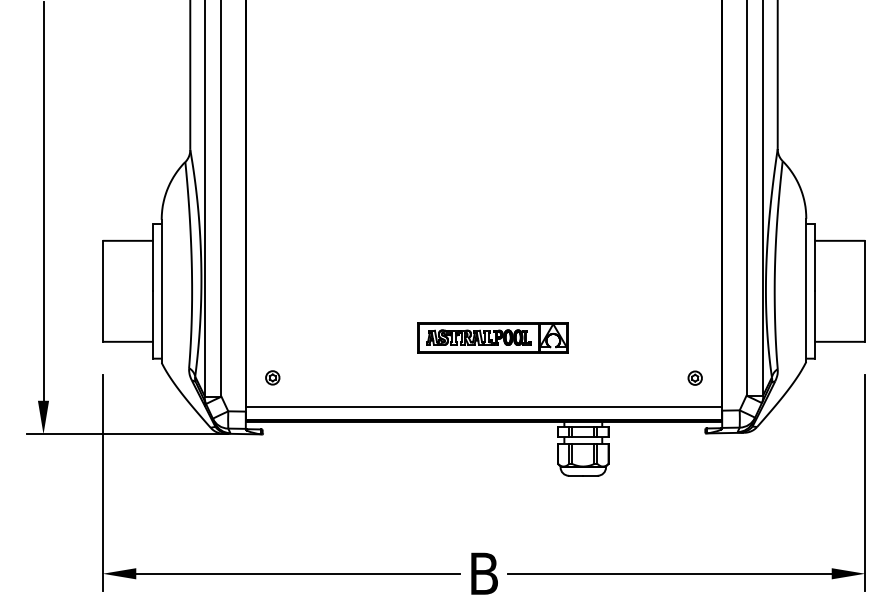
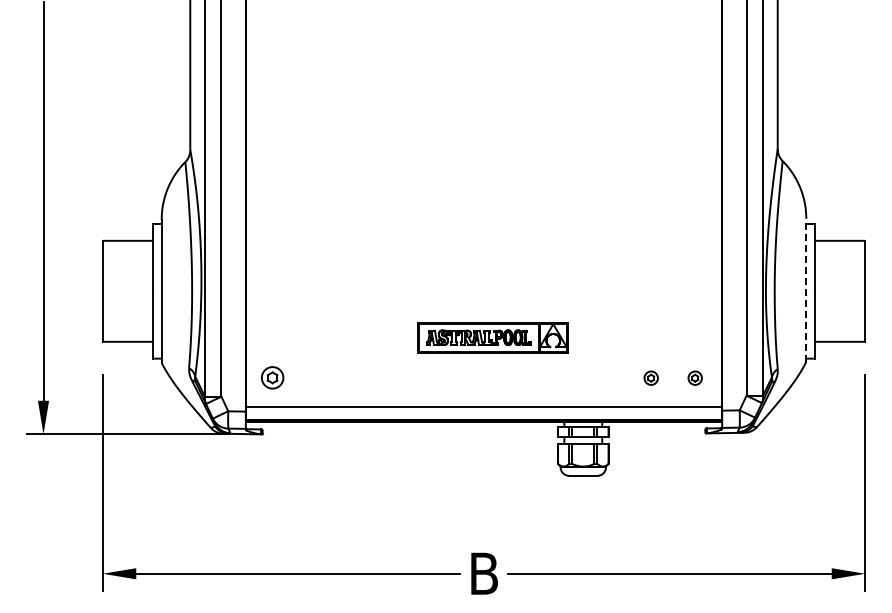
line: solid -> dashed (806, 290)
part size: 16x16 px -> 24x24 px (272, 377)
part: none -> present (650, 377)
